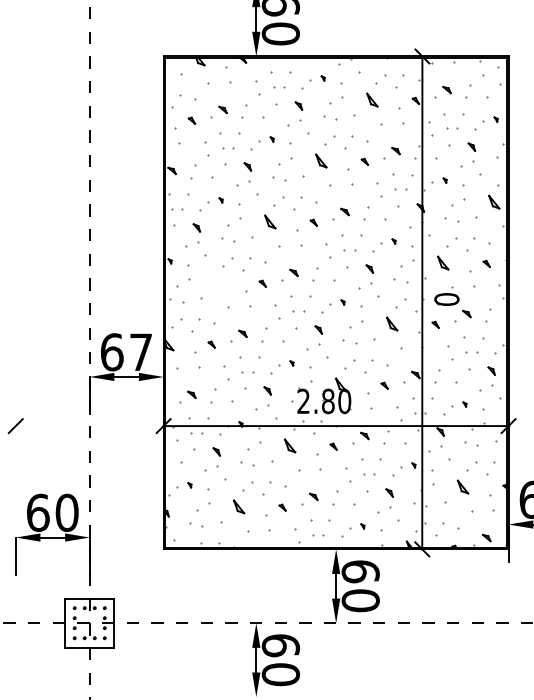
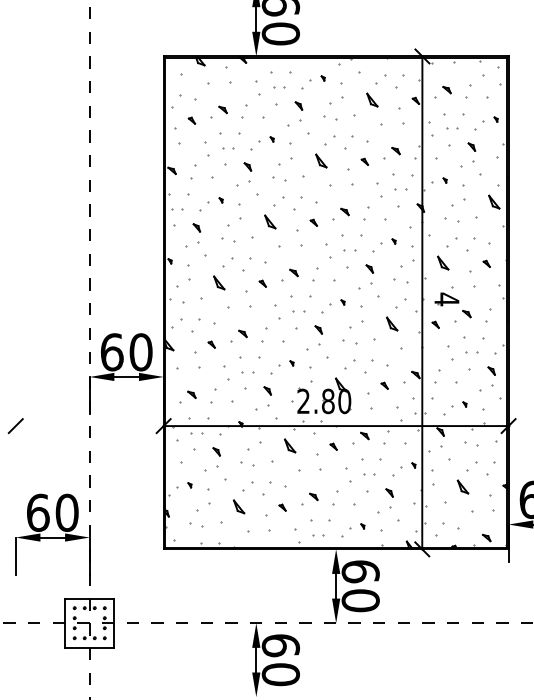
part: none -> present (219, 282)
text: 0 -> 4 (446, 299)
text: 67 -> 60 (140, 352)
